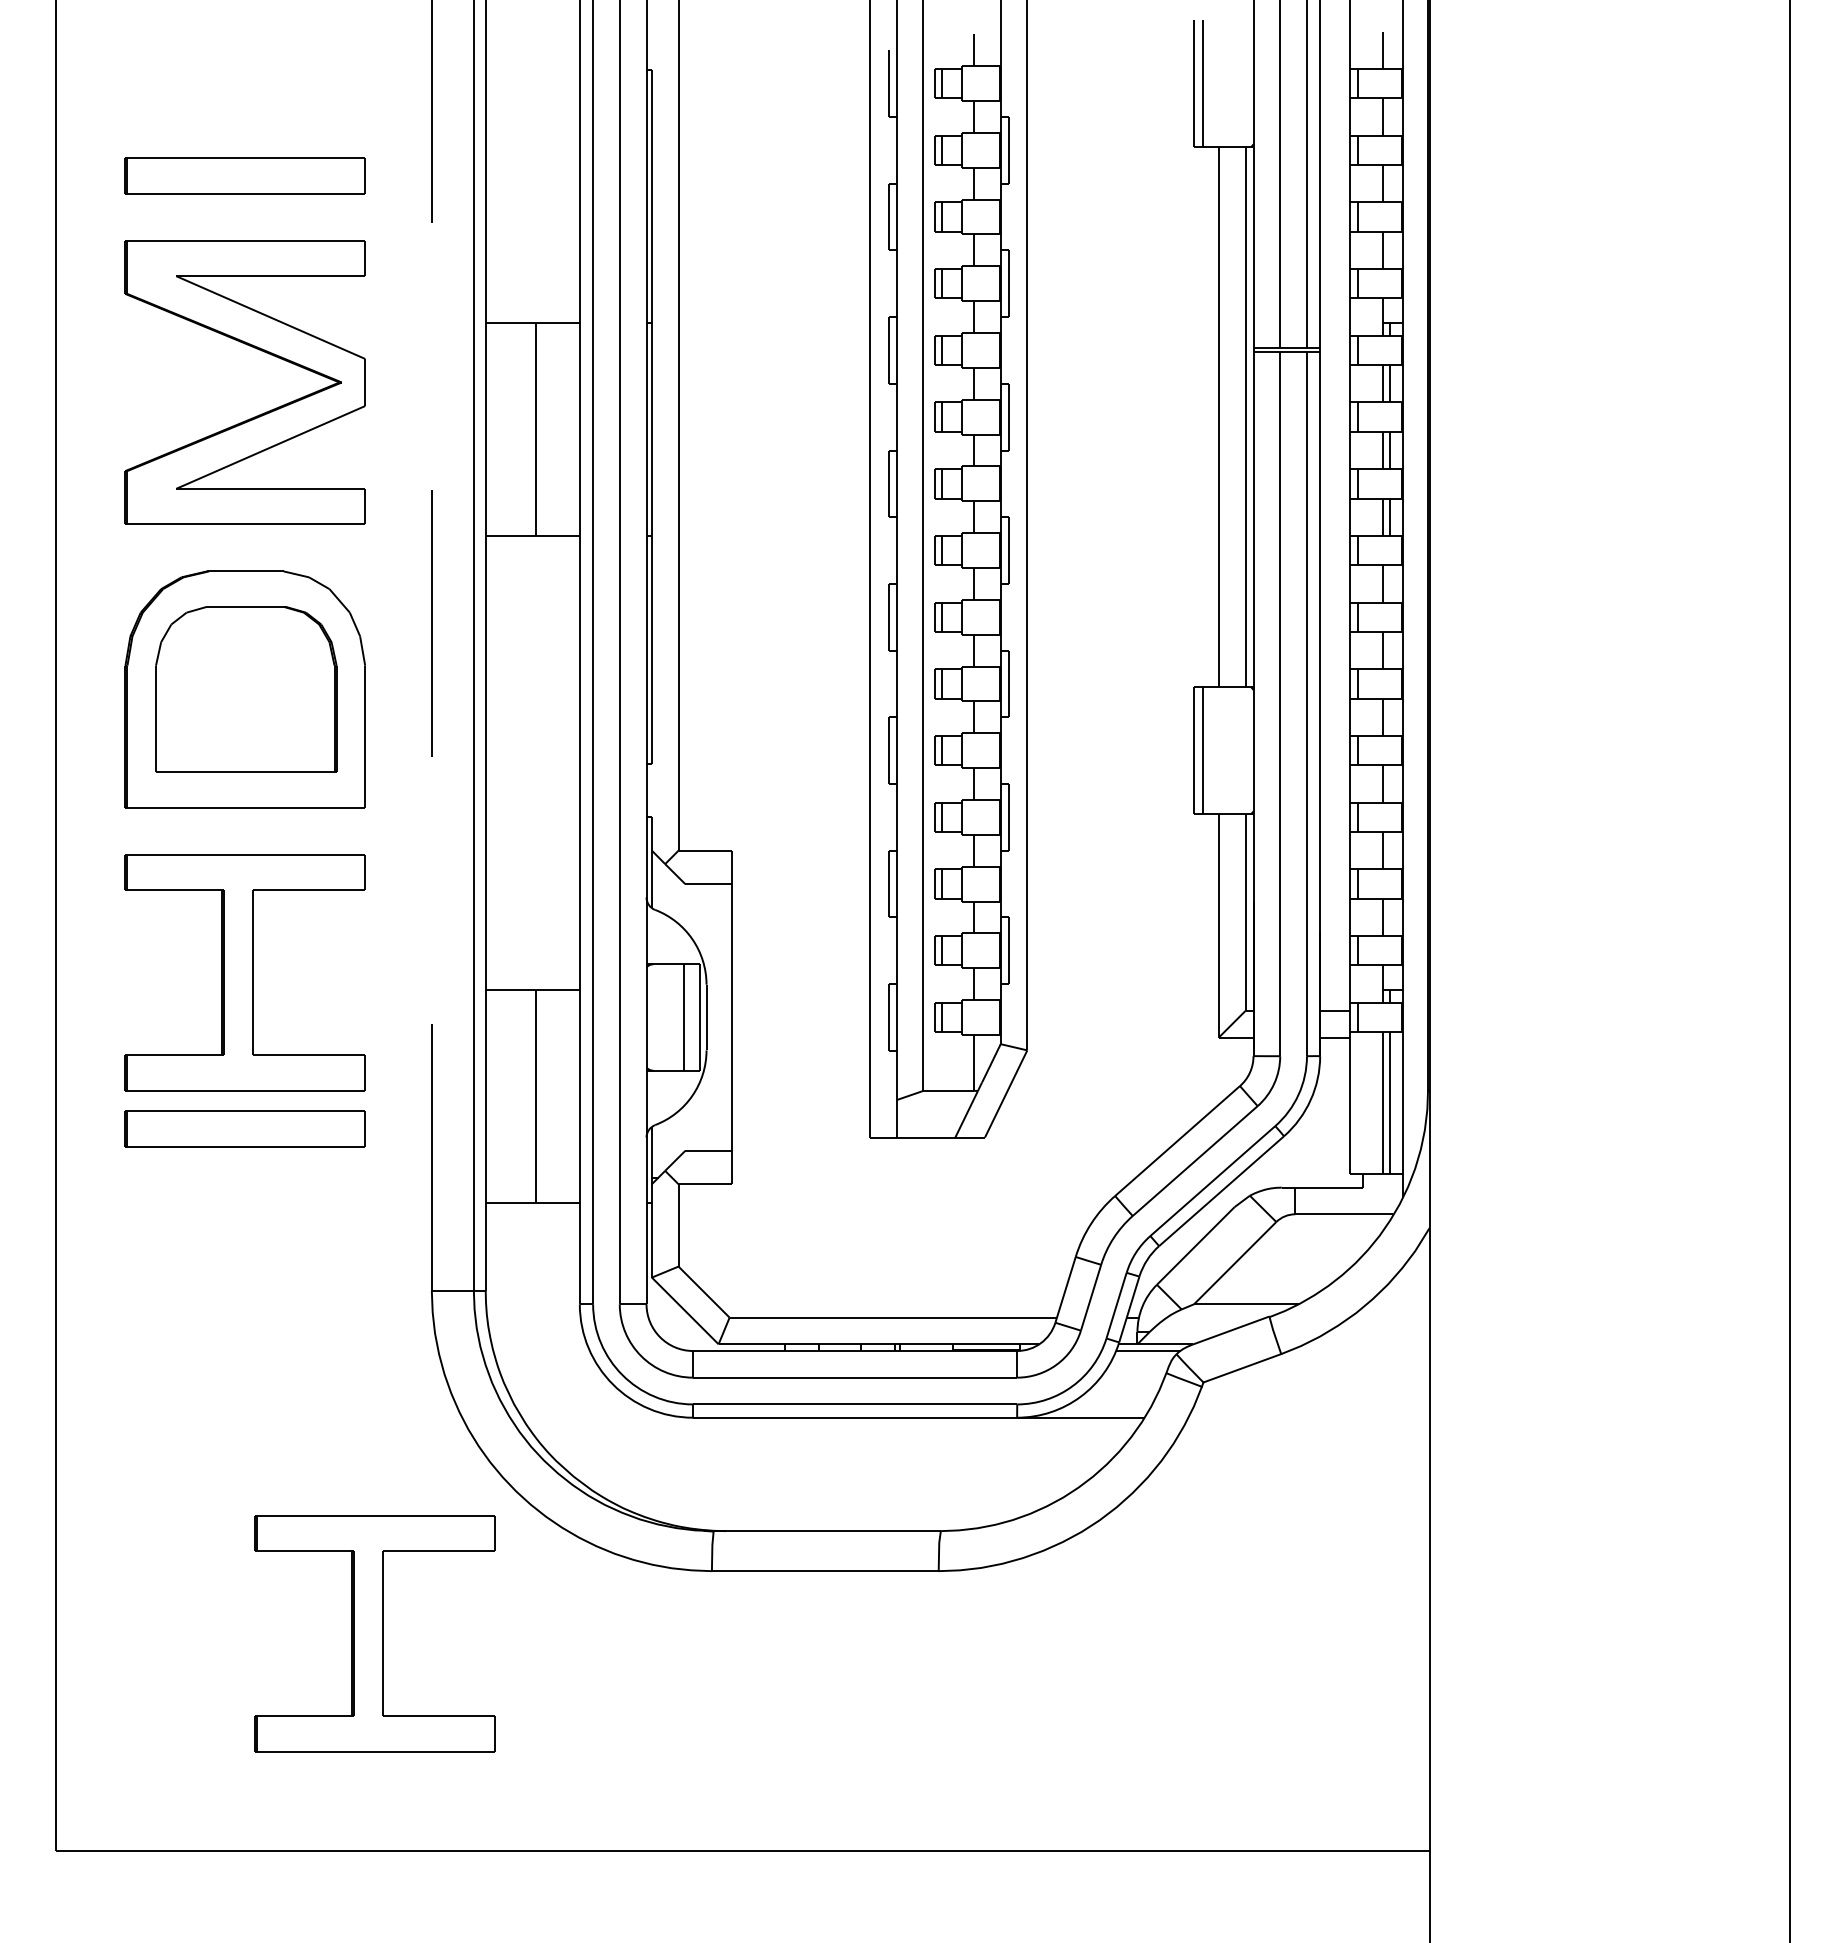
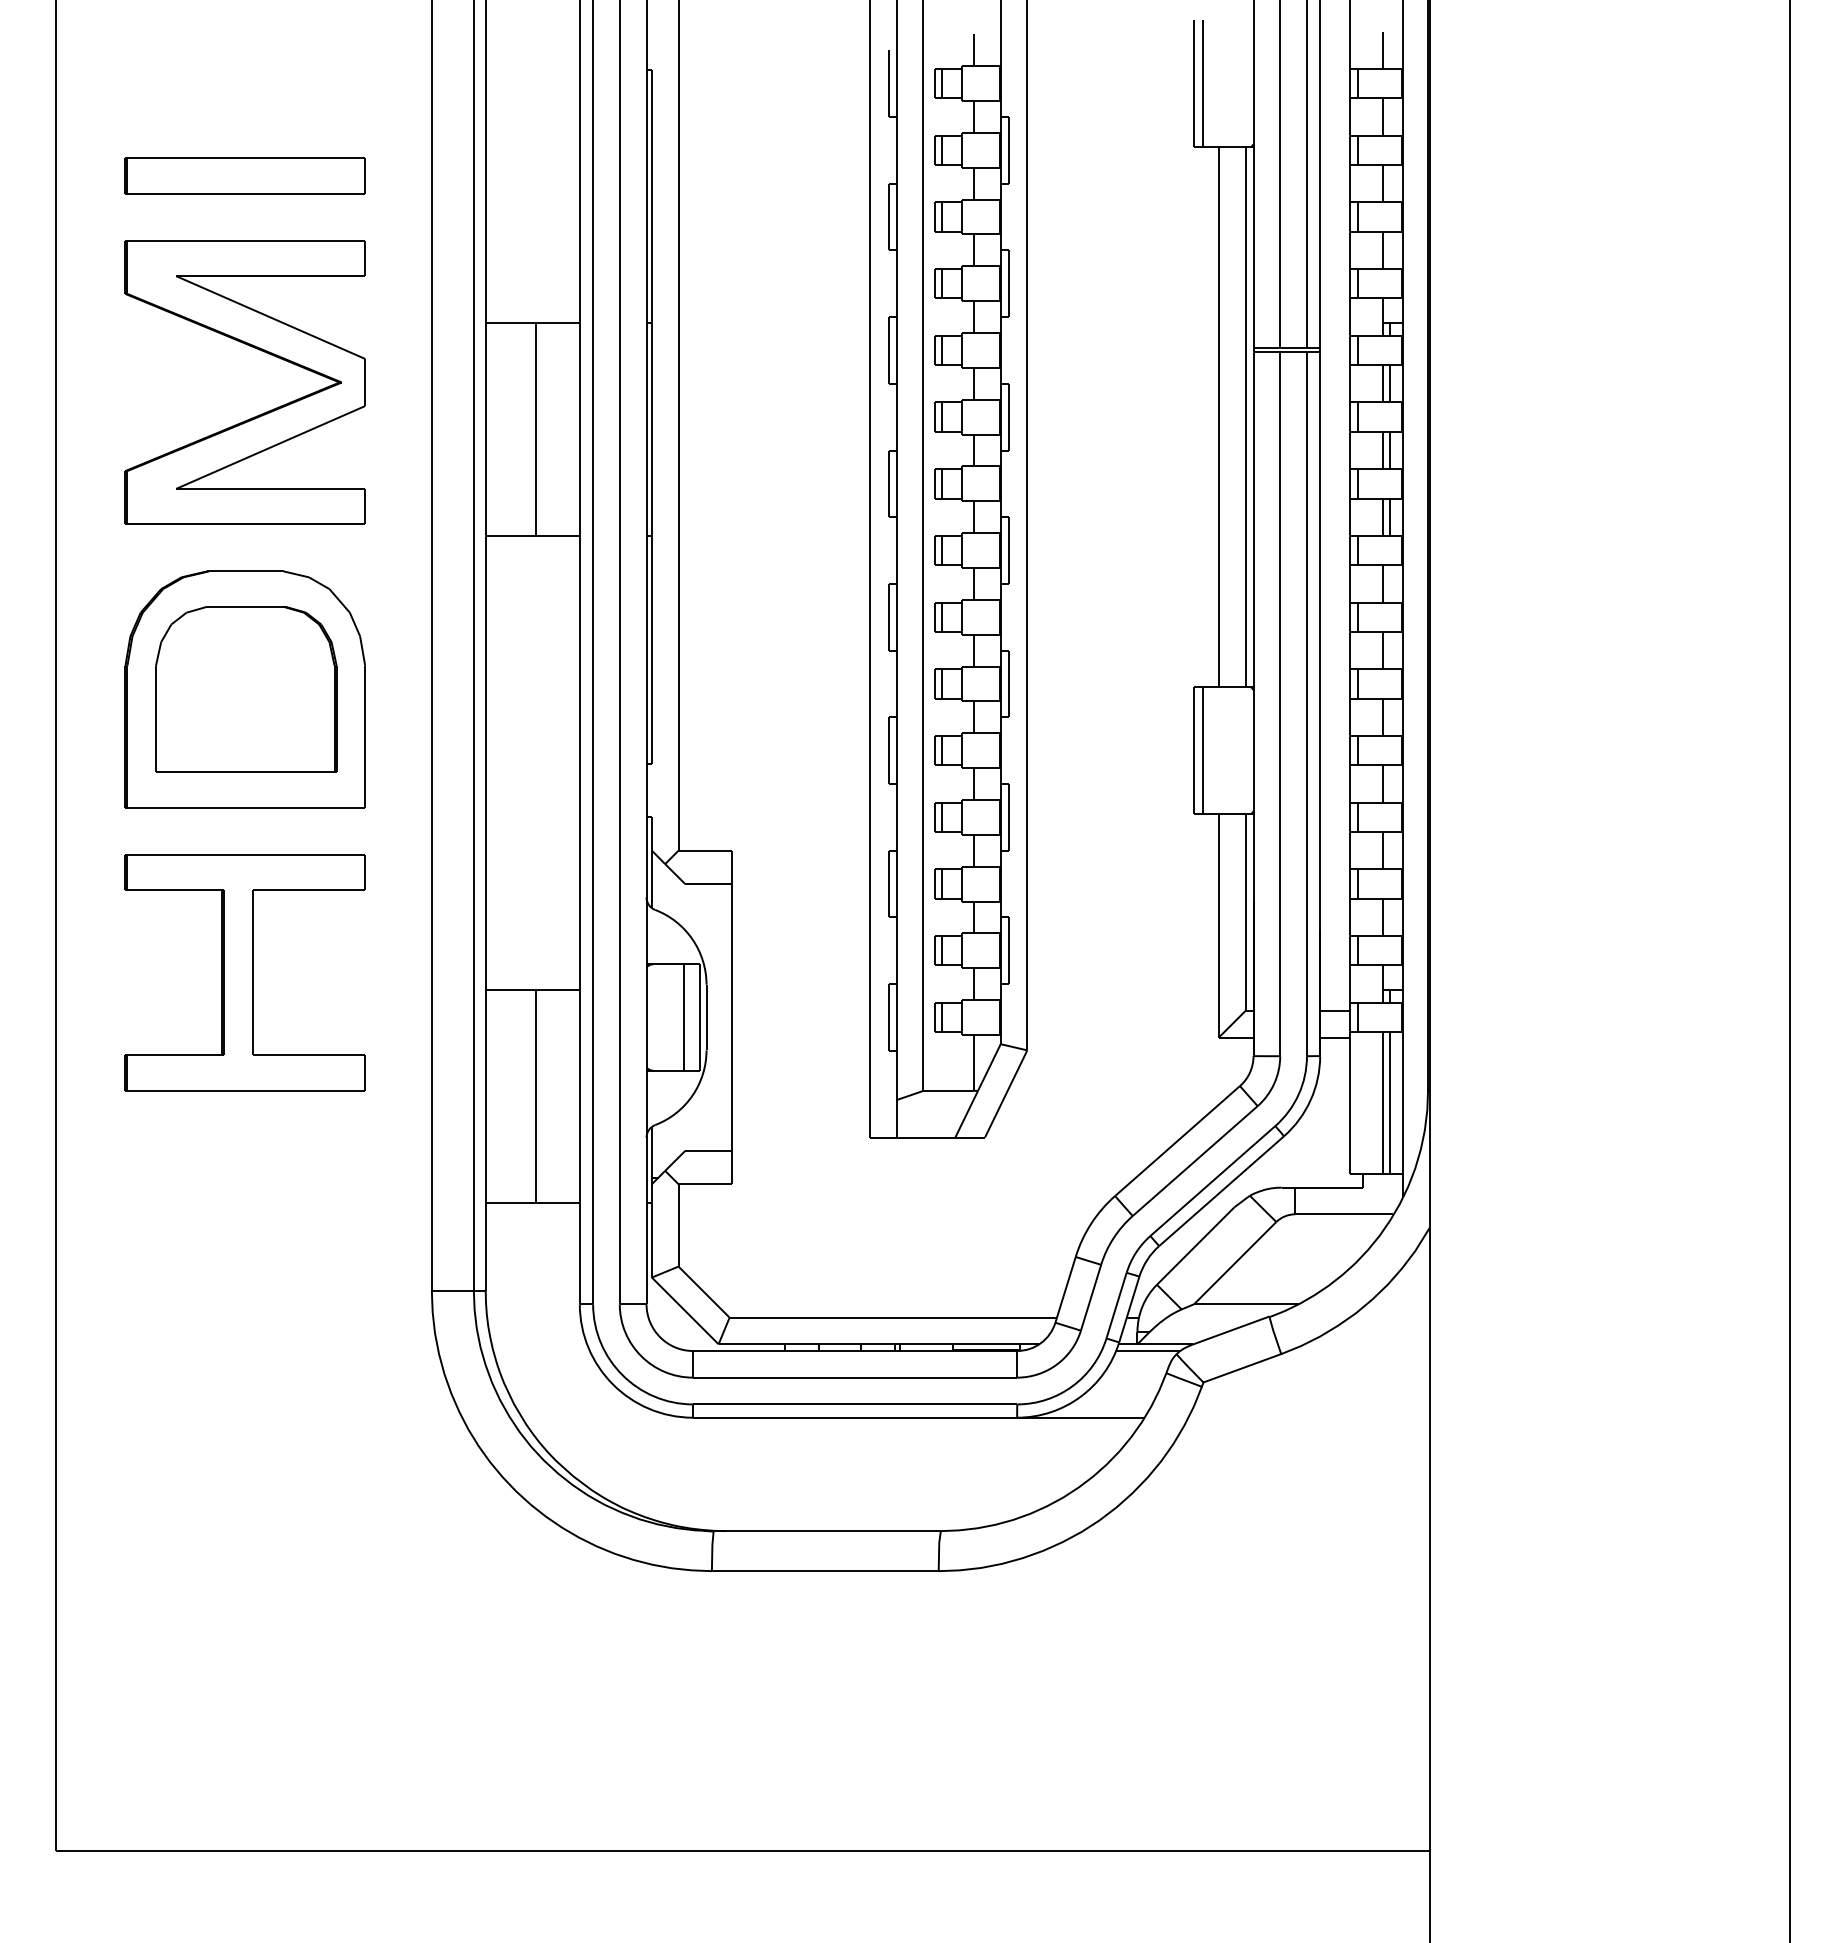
line: dashed -> solid (431, 645)
part: present -> none (244, 1128)
part: present -> none (374, 1633)
